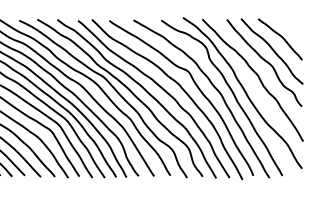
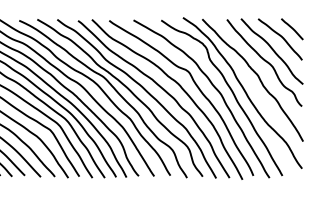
line: none -> present (292, 29)
